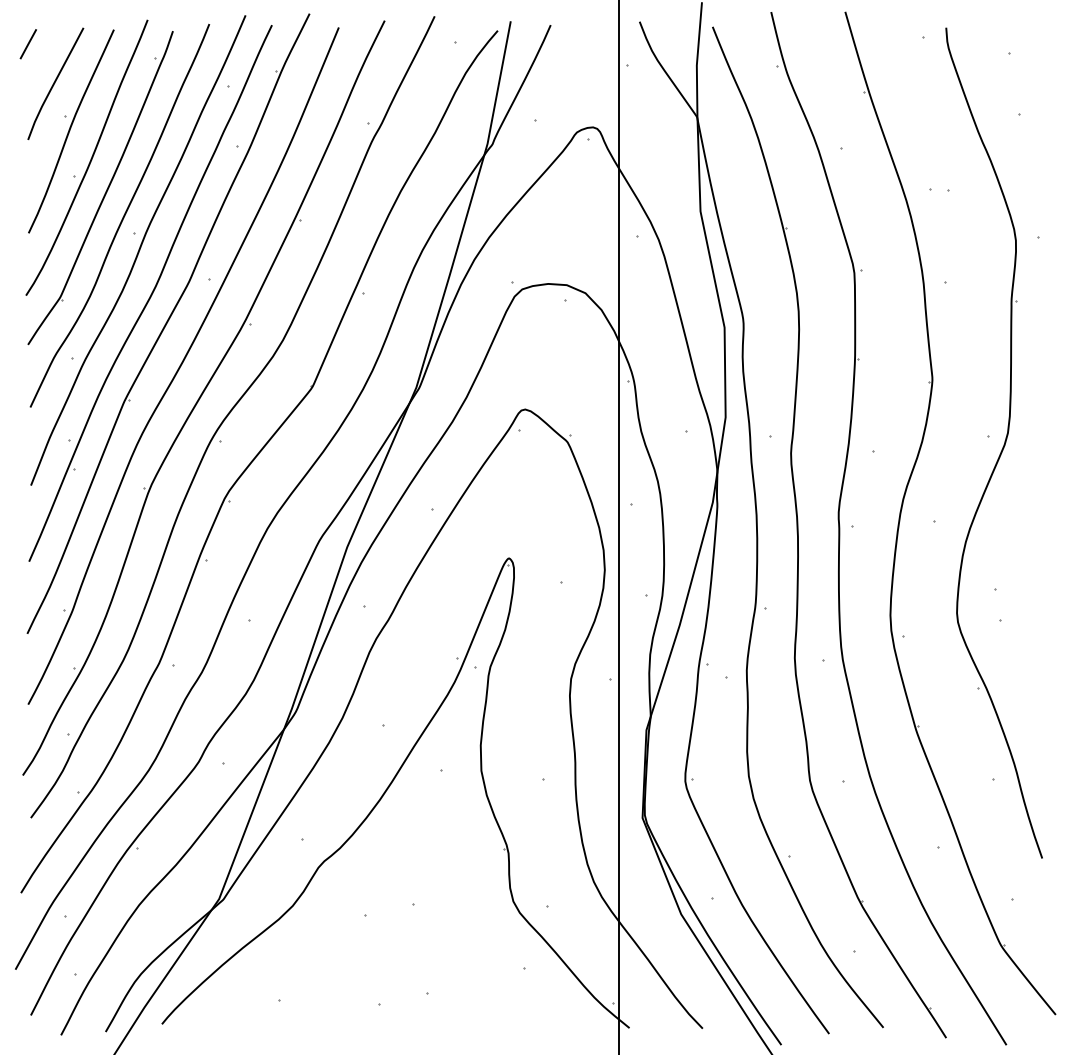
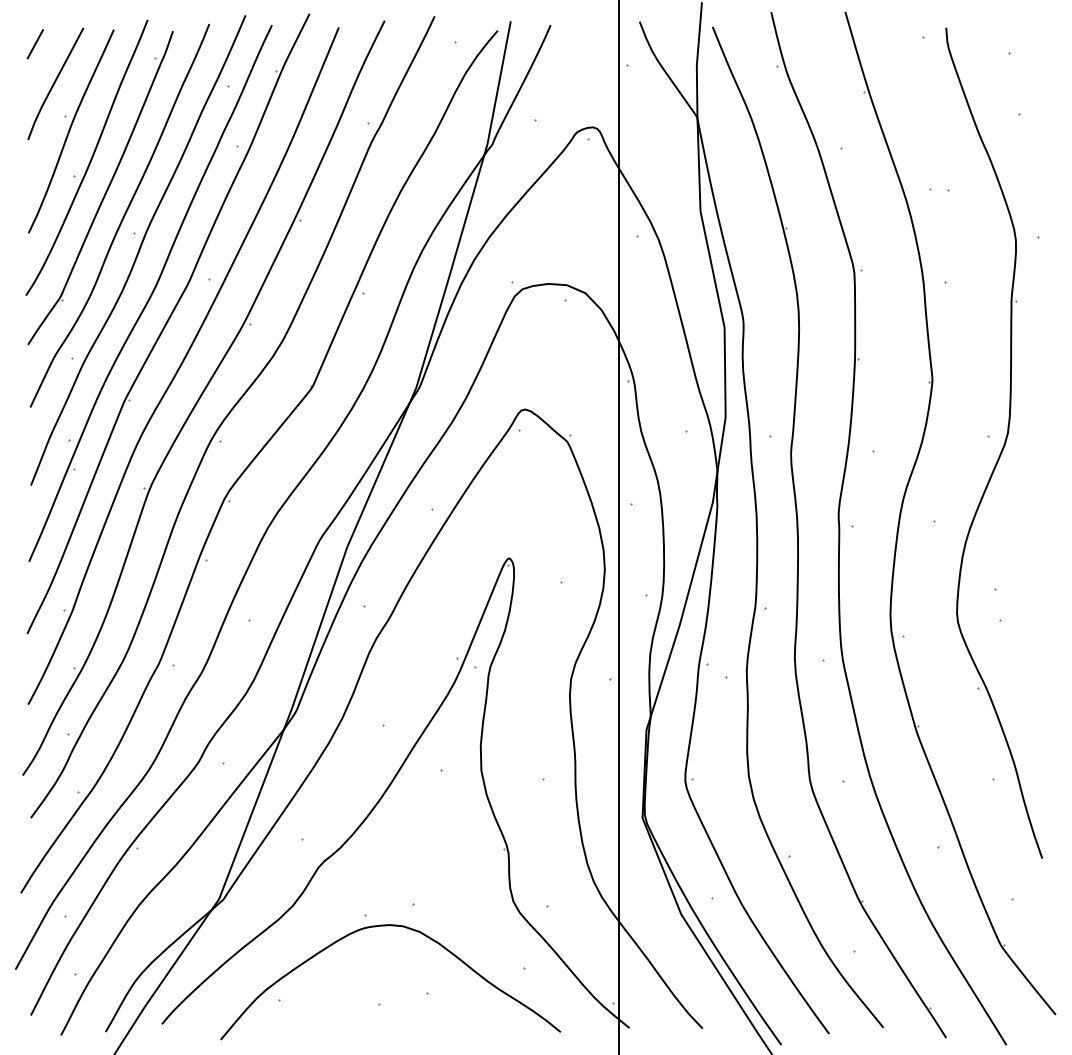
line position: (27, 44) -> (34, 44) (34, 44)
curve: none -> present (408, 929)
